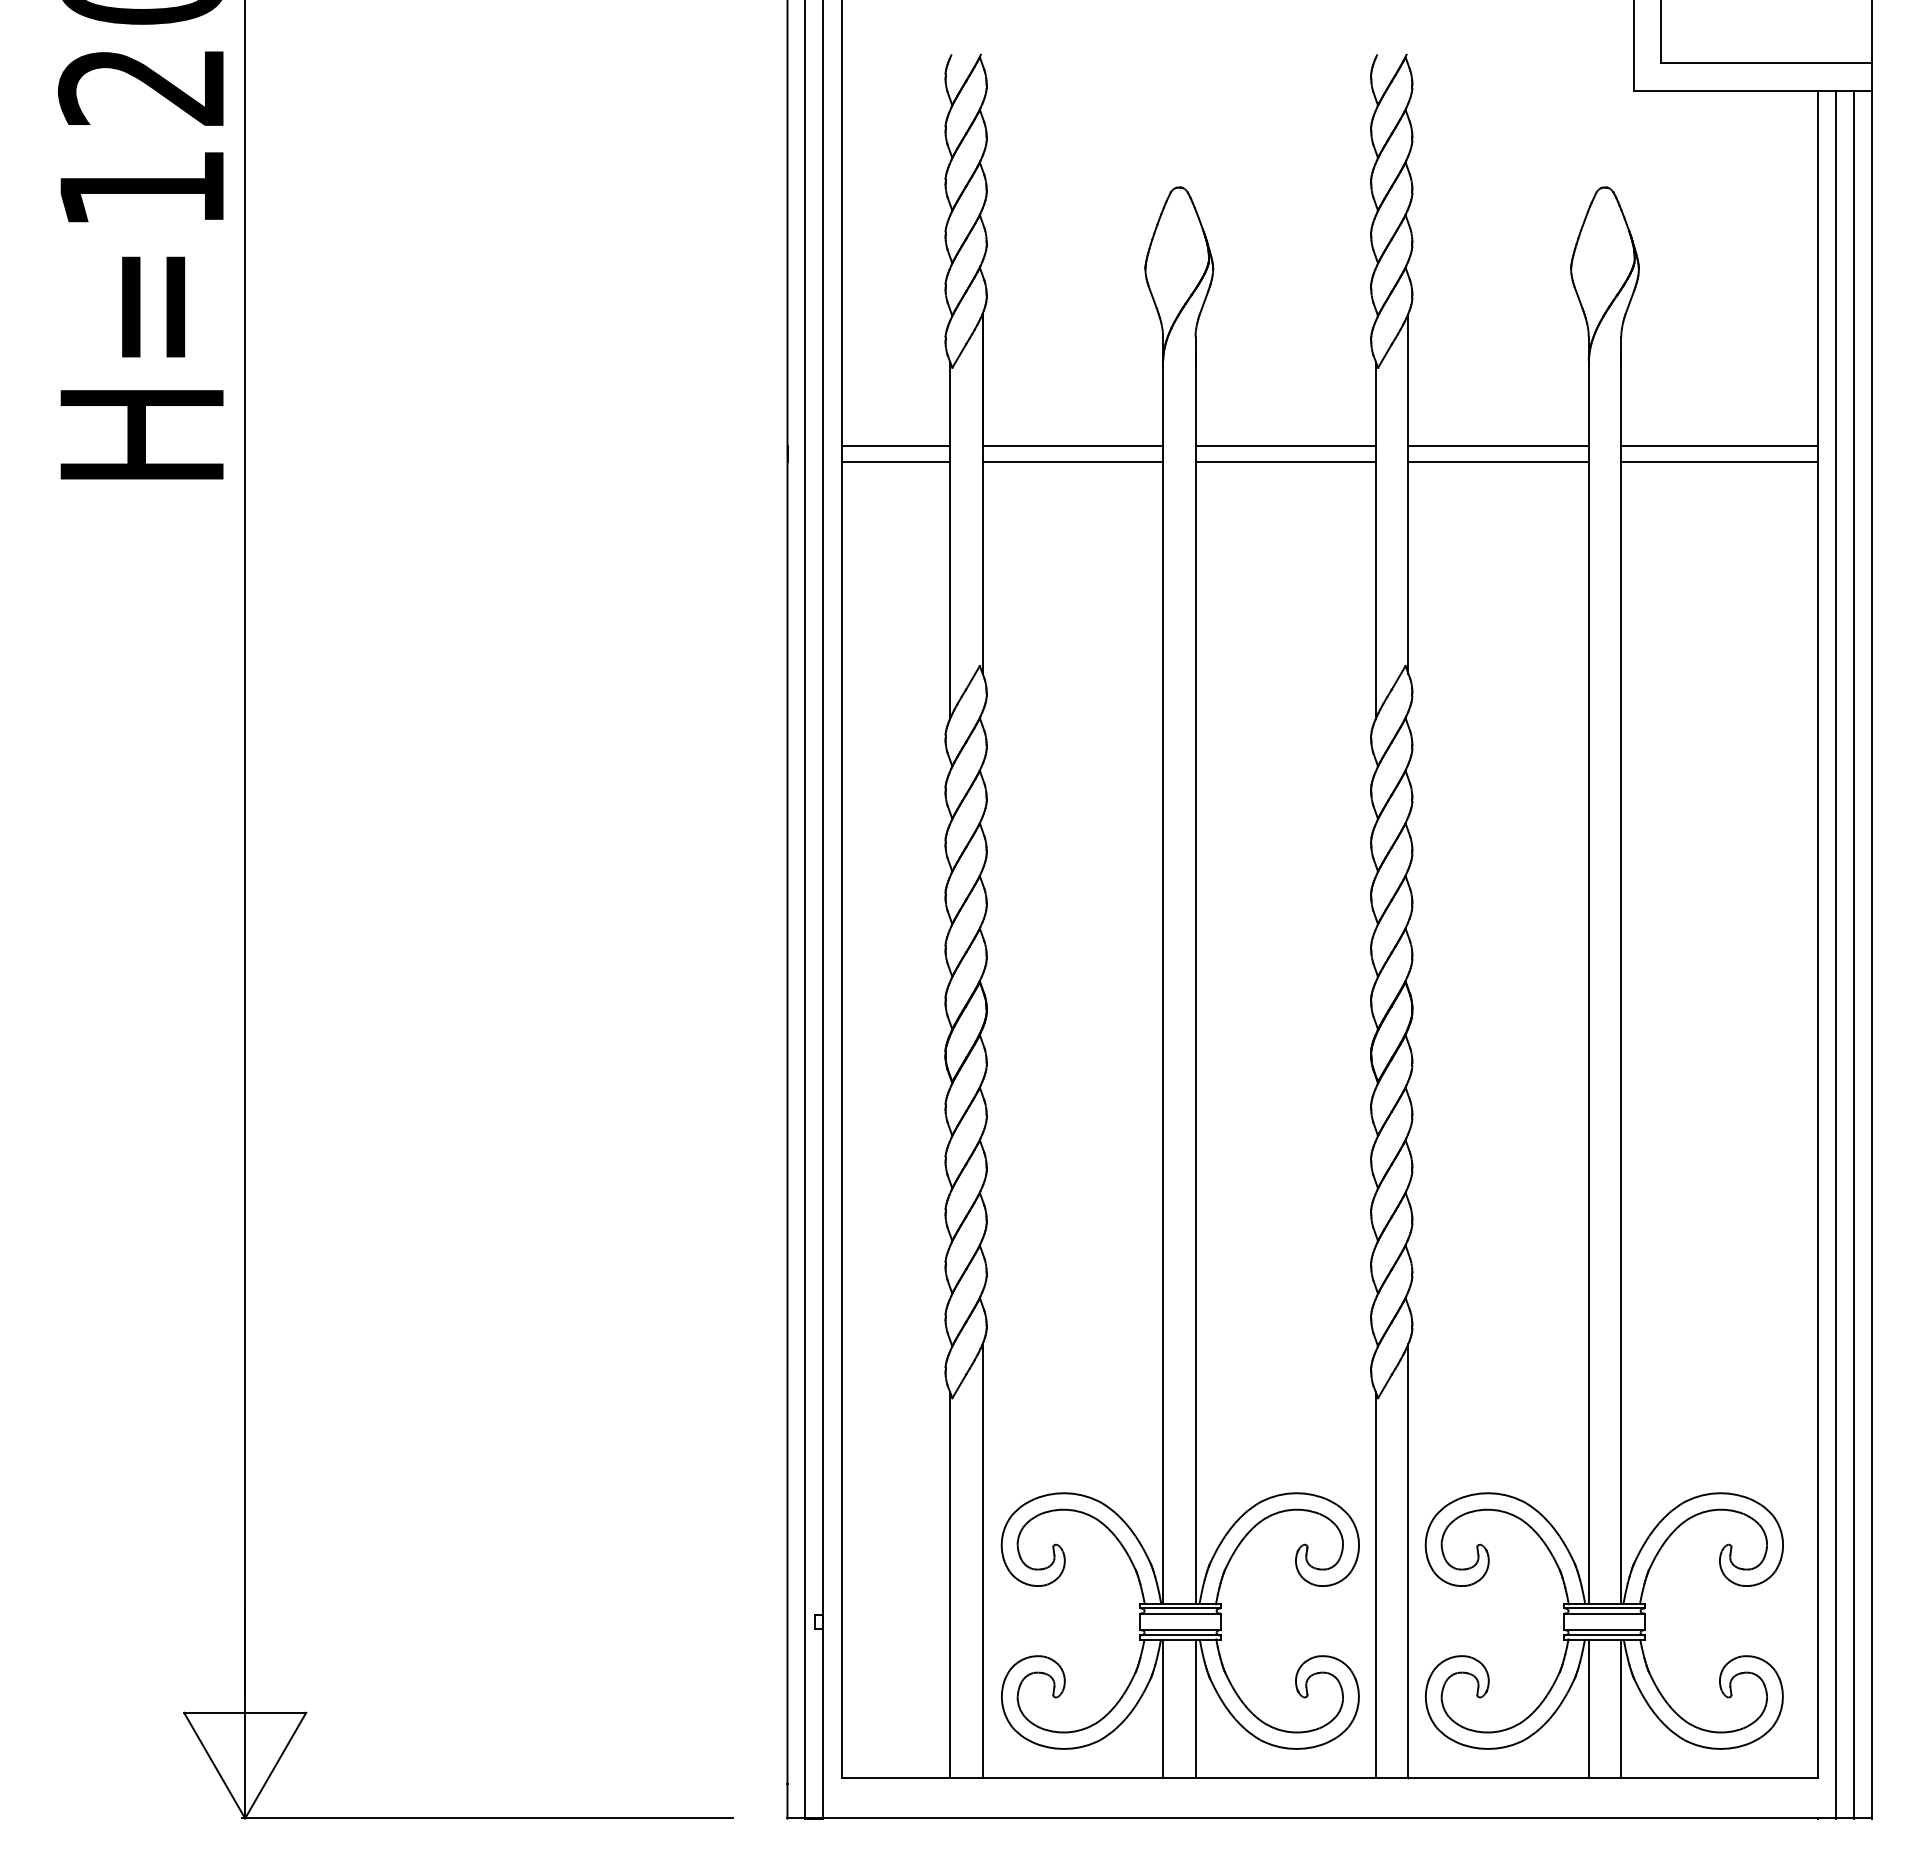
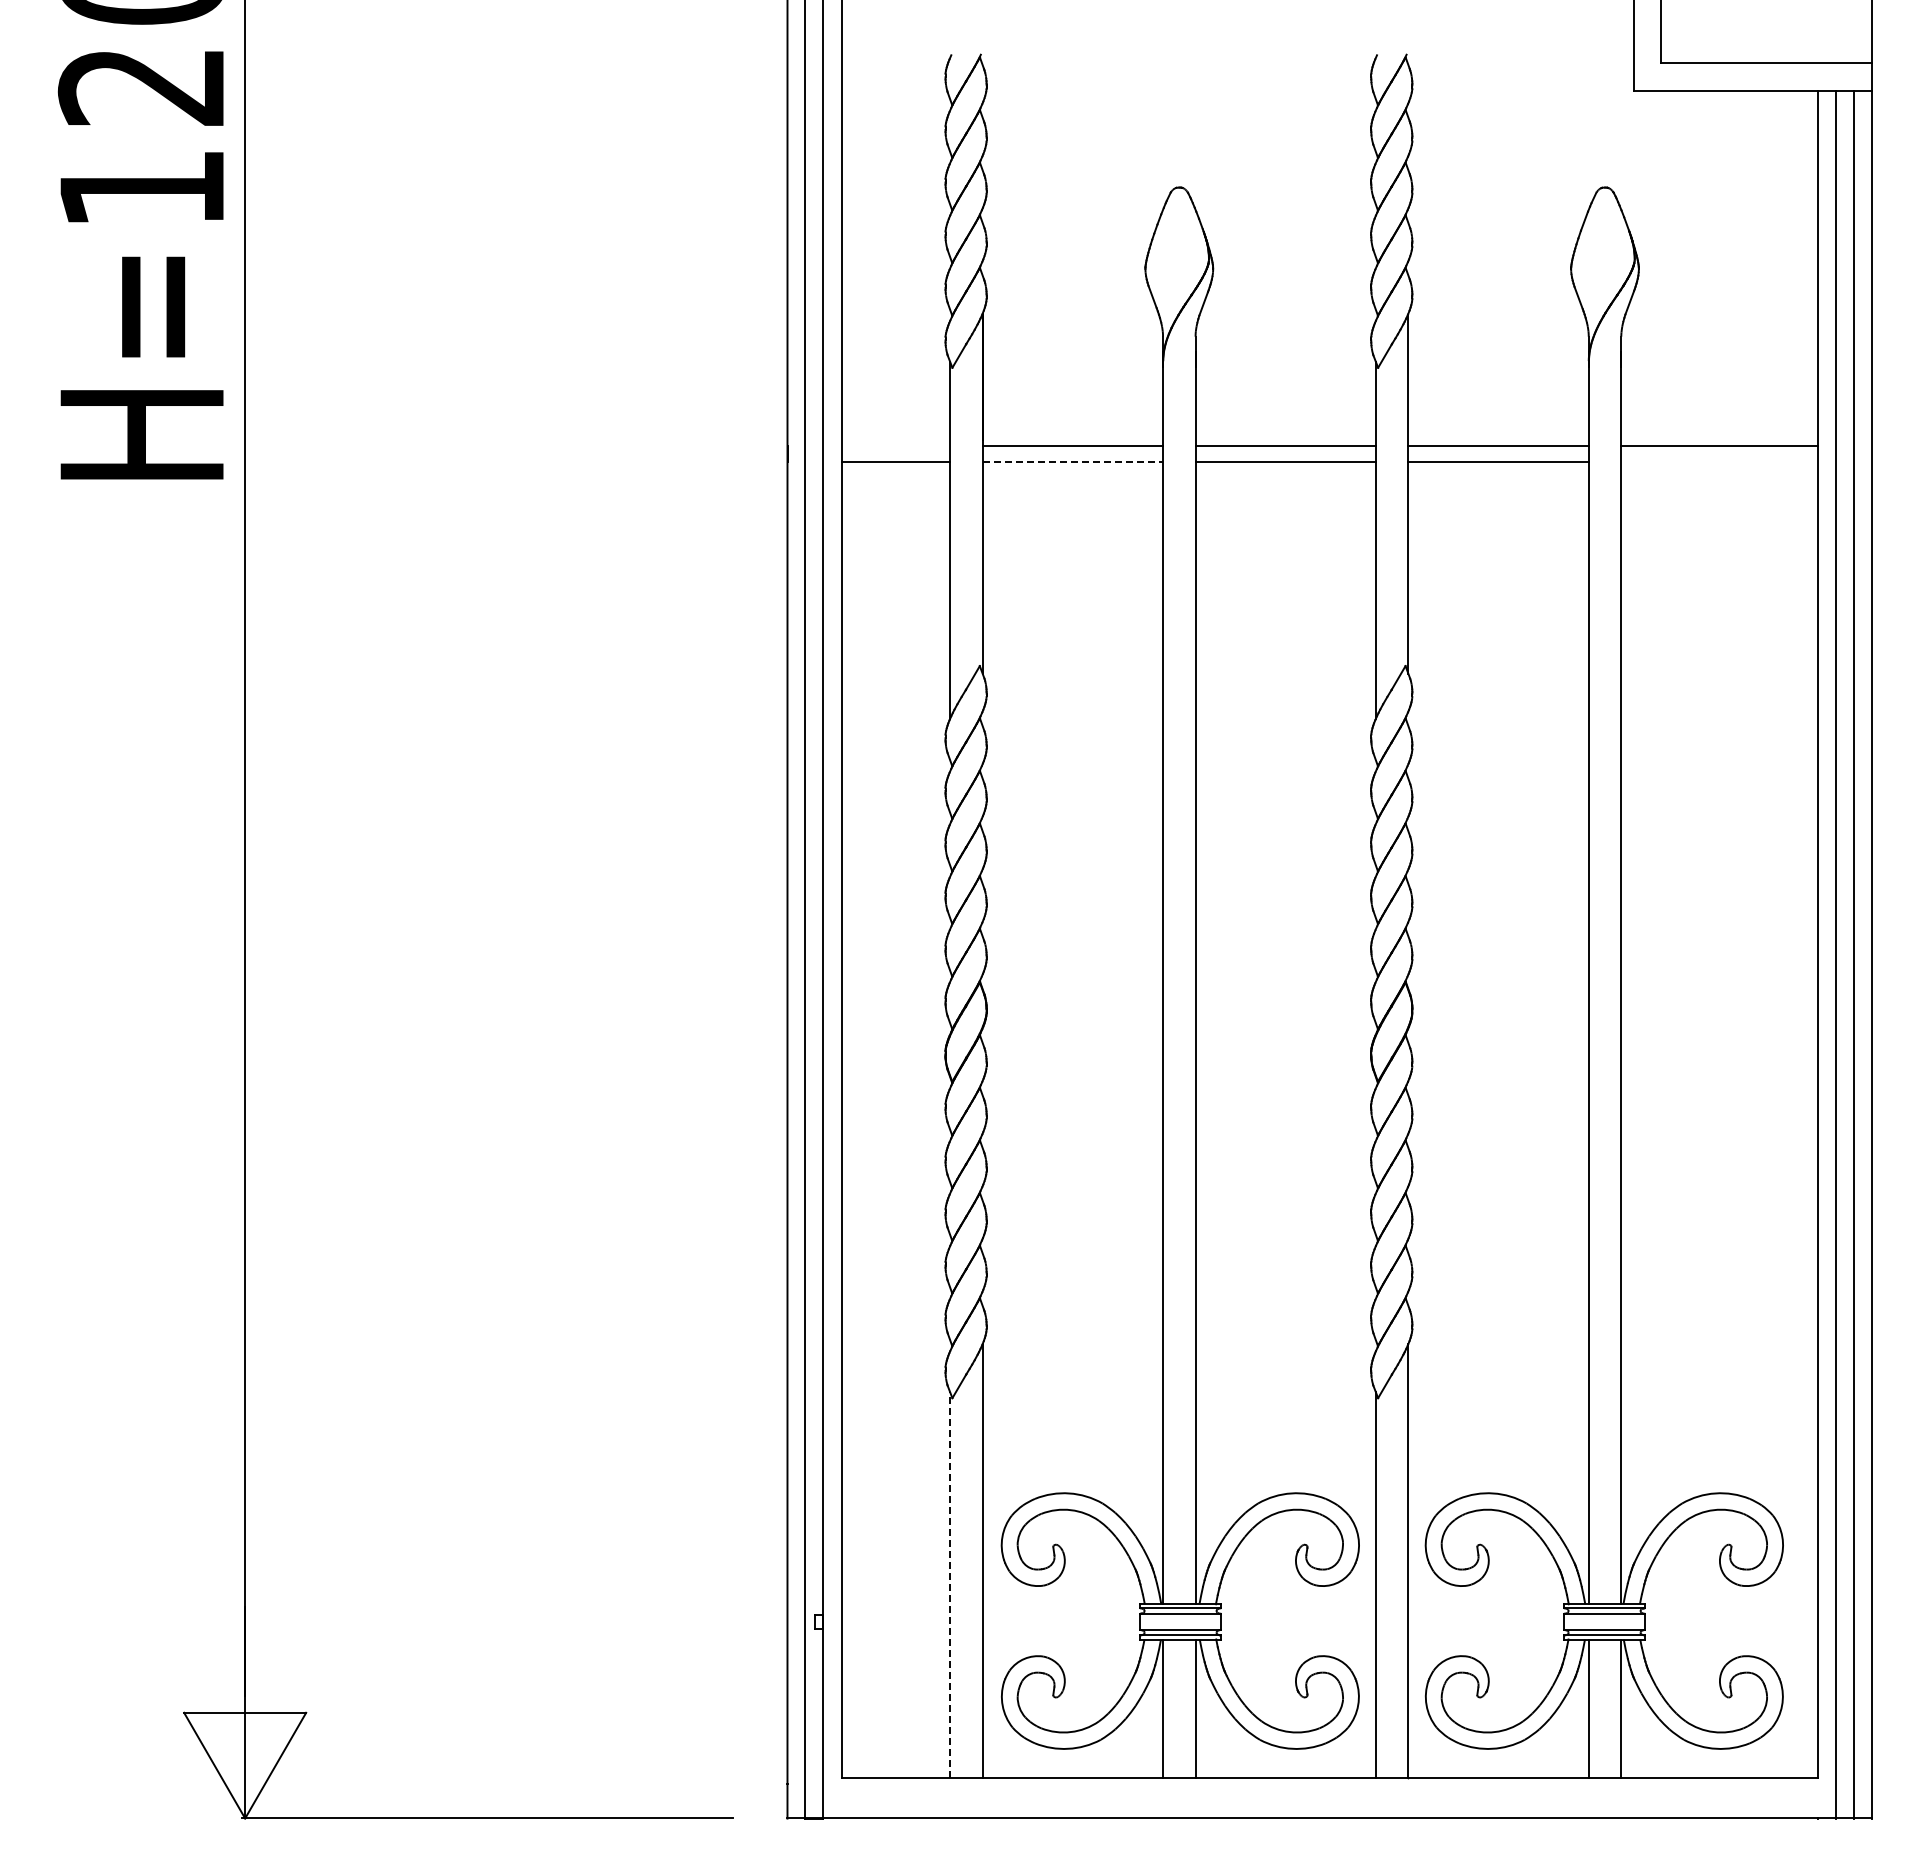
line: present -> none (895, 445)
line: solid -> dashed (1073, 461)
line: present -> none (1719, 461)
line: solid -> dashed (950, 1585)
